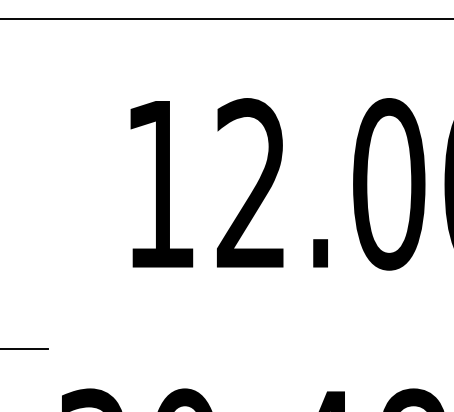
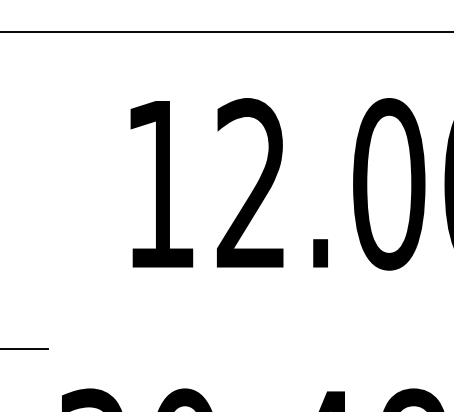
line position: (226, 18) -> (226, 31) (226, 31)
